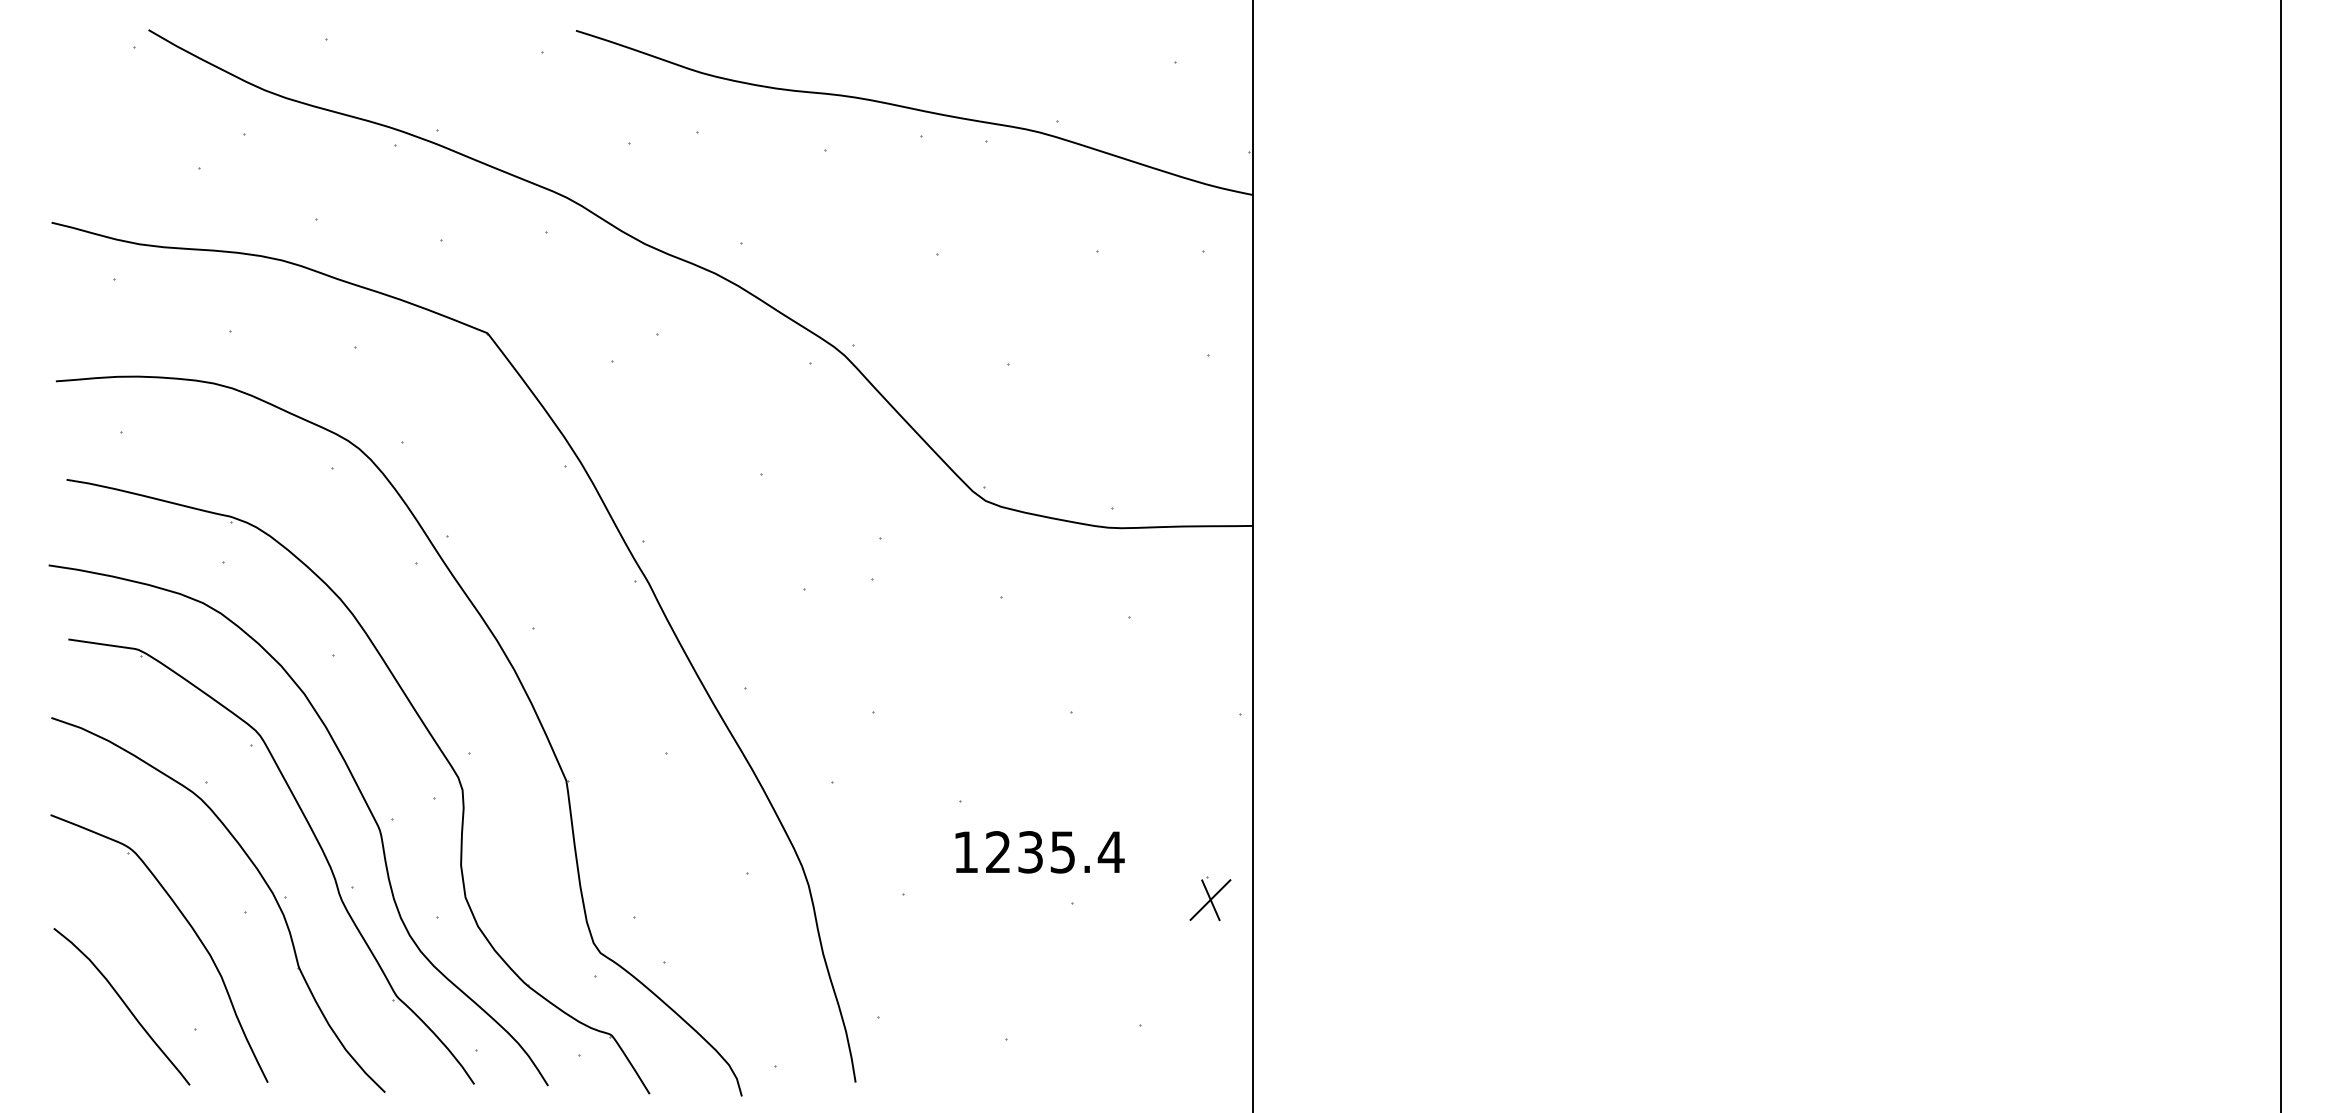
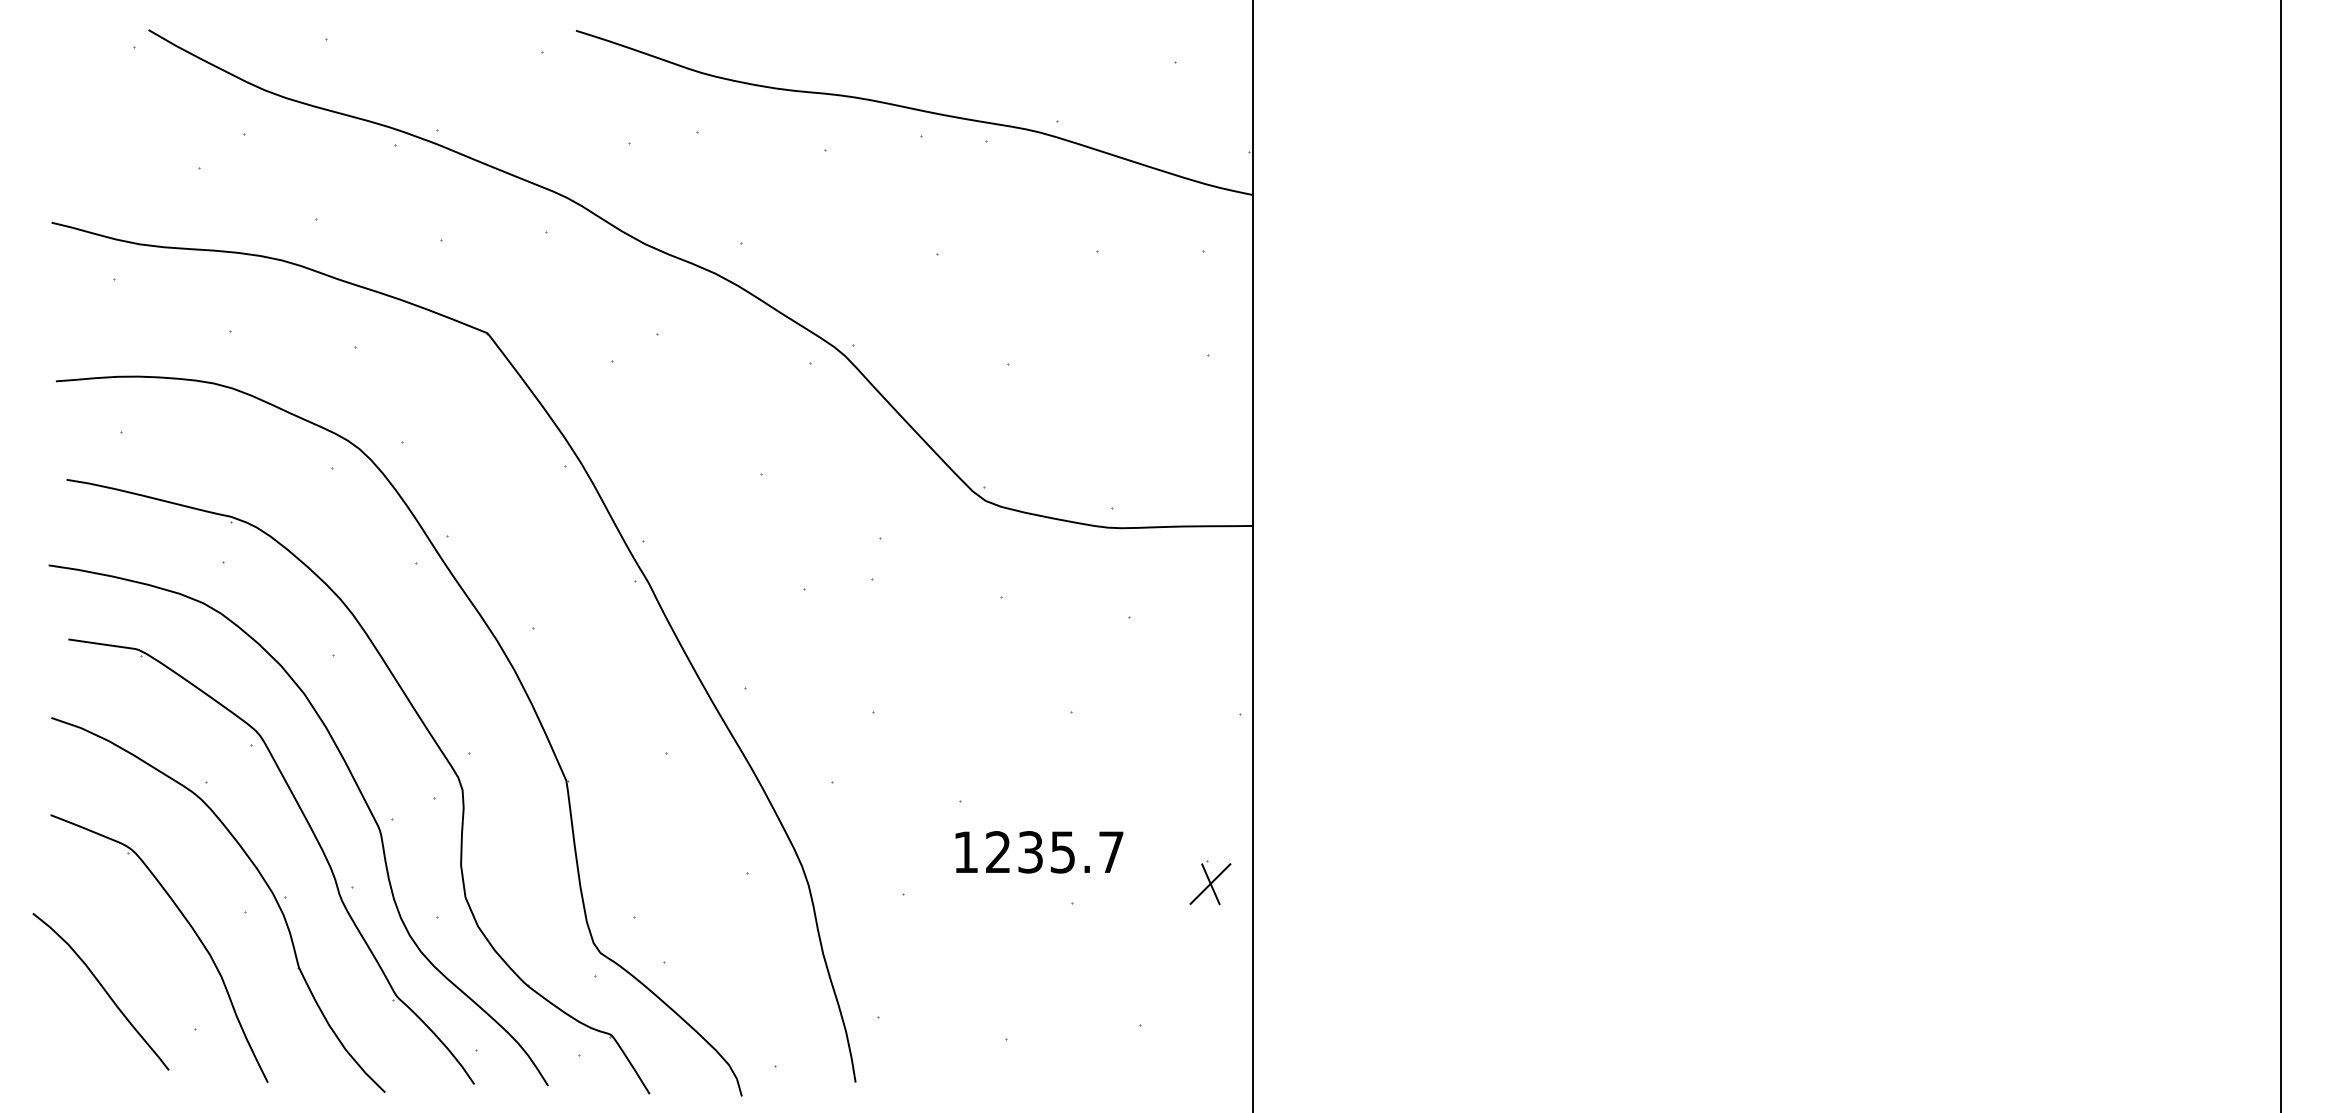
text: 1235.4 -> 1235.7 (1110, 851)
part position: (1210, 898) -> (1210, 882) (1210, 882)
curve position: (123, 1003) -> (102, 988) (102, 988)
